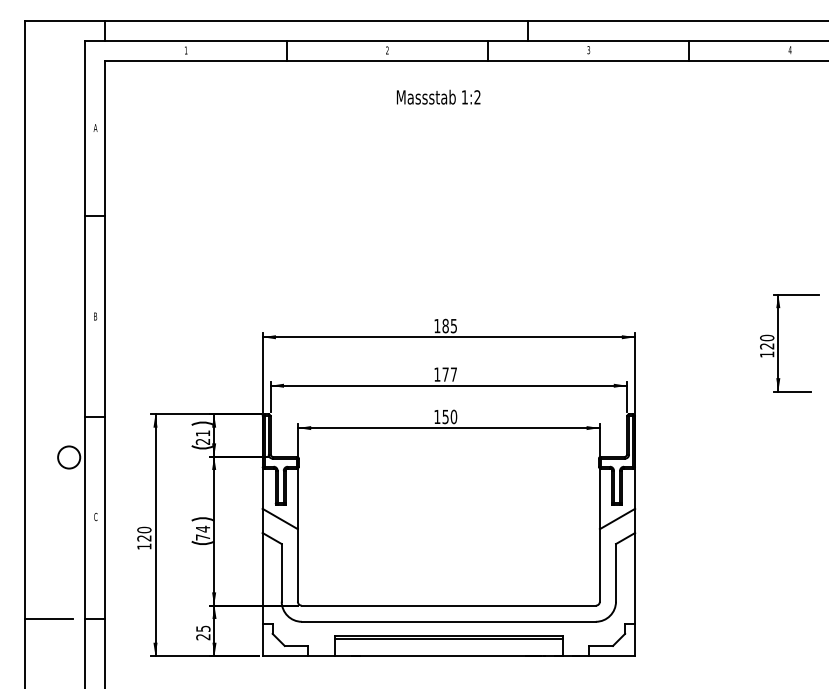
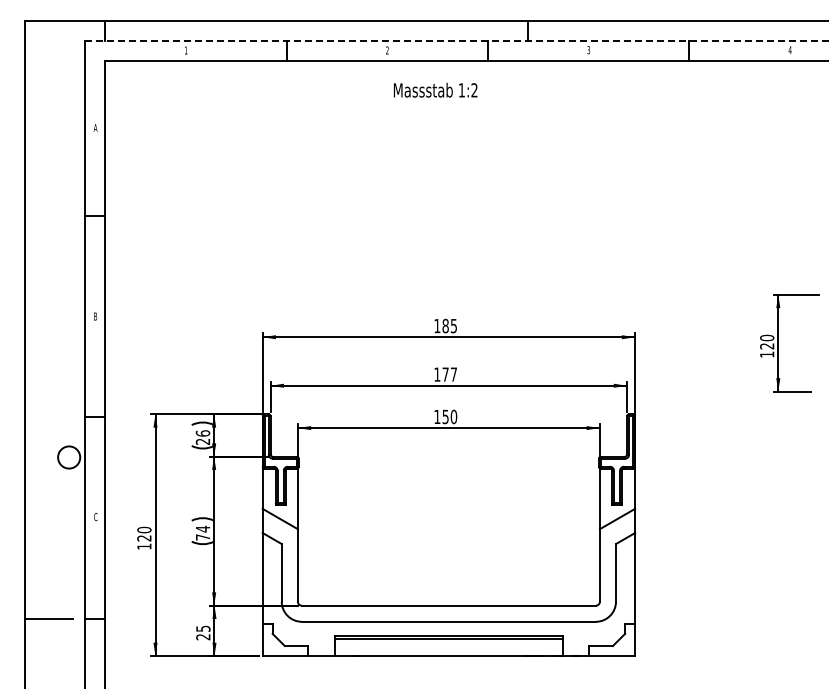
line: solid -> dashed (457, 40)
text position: (438, 96) -> (435, 89) (435, 89)
text: 21 -> 26 (202, 433)
